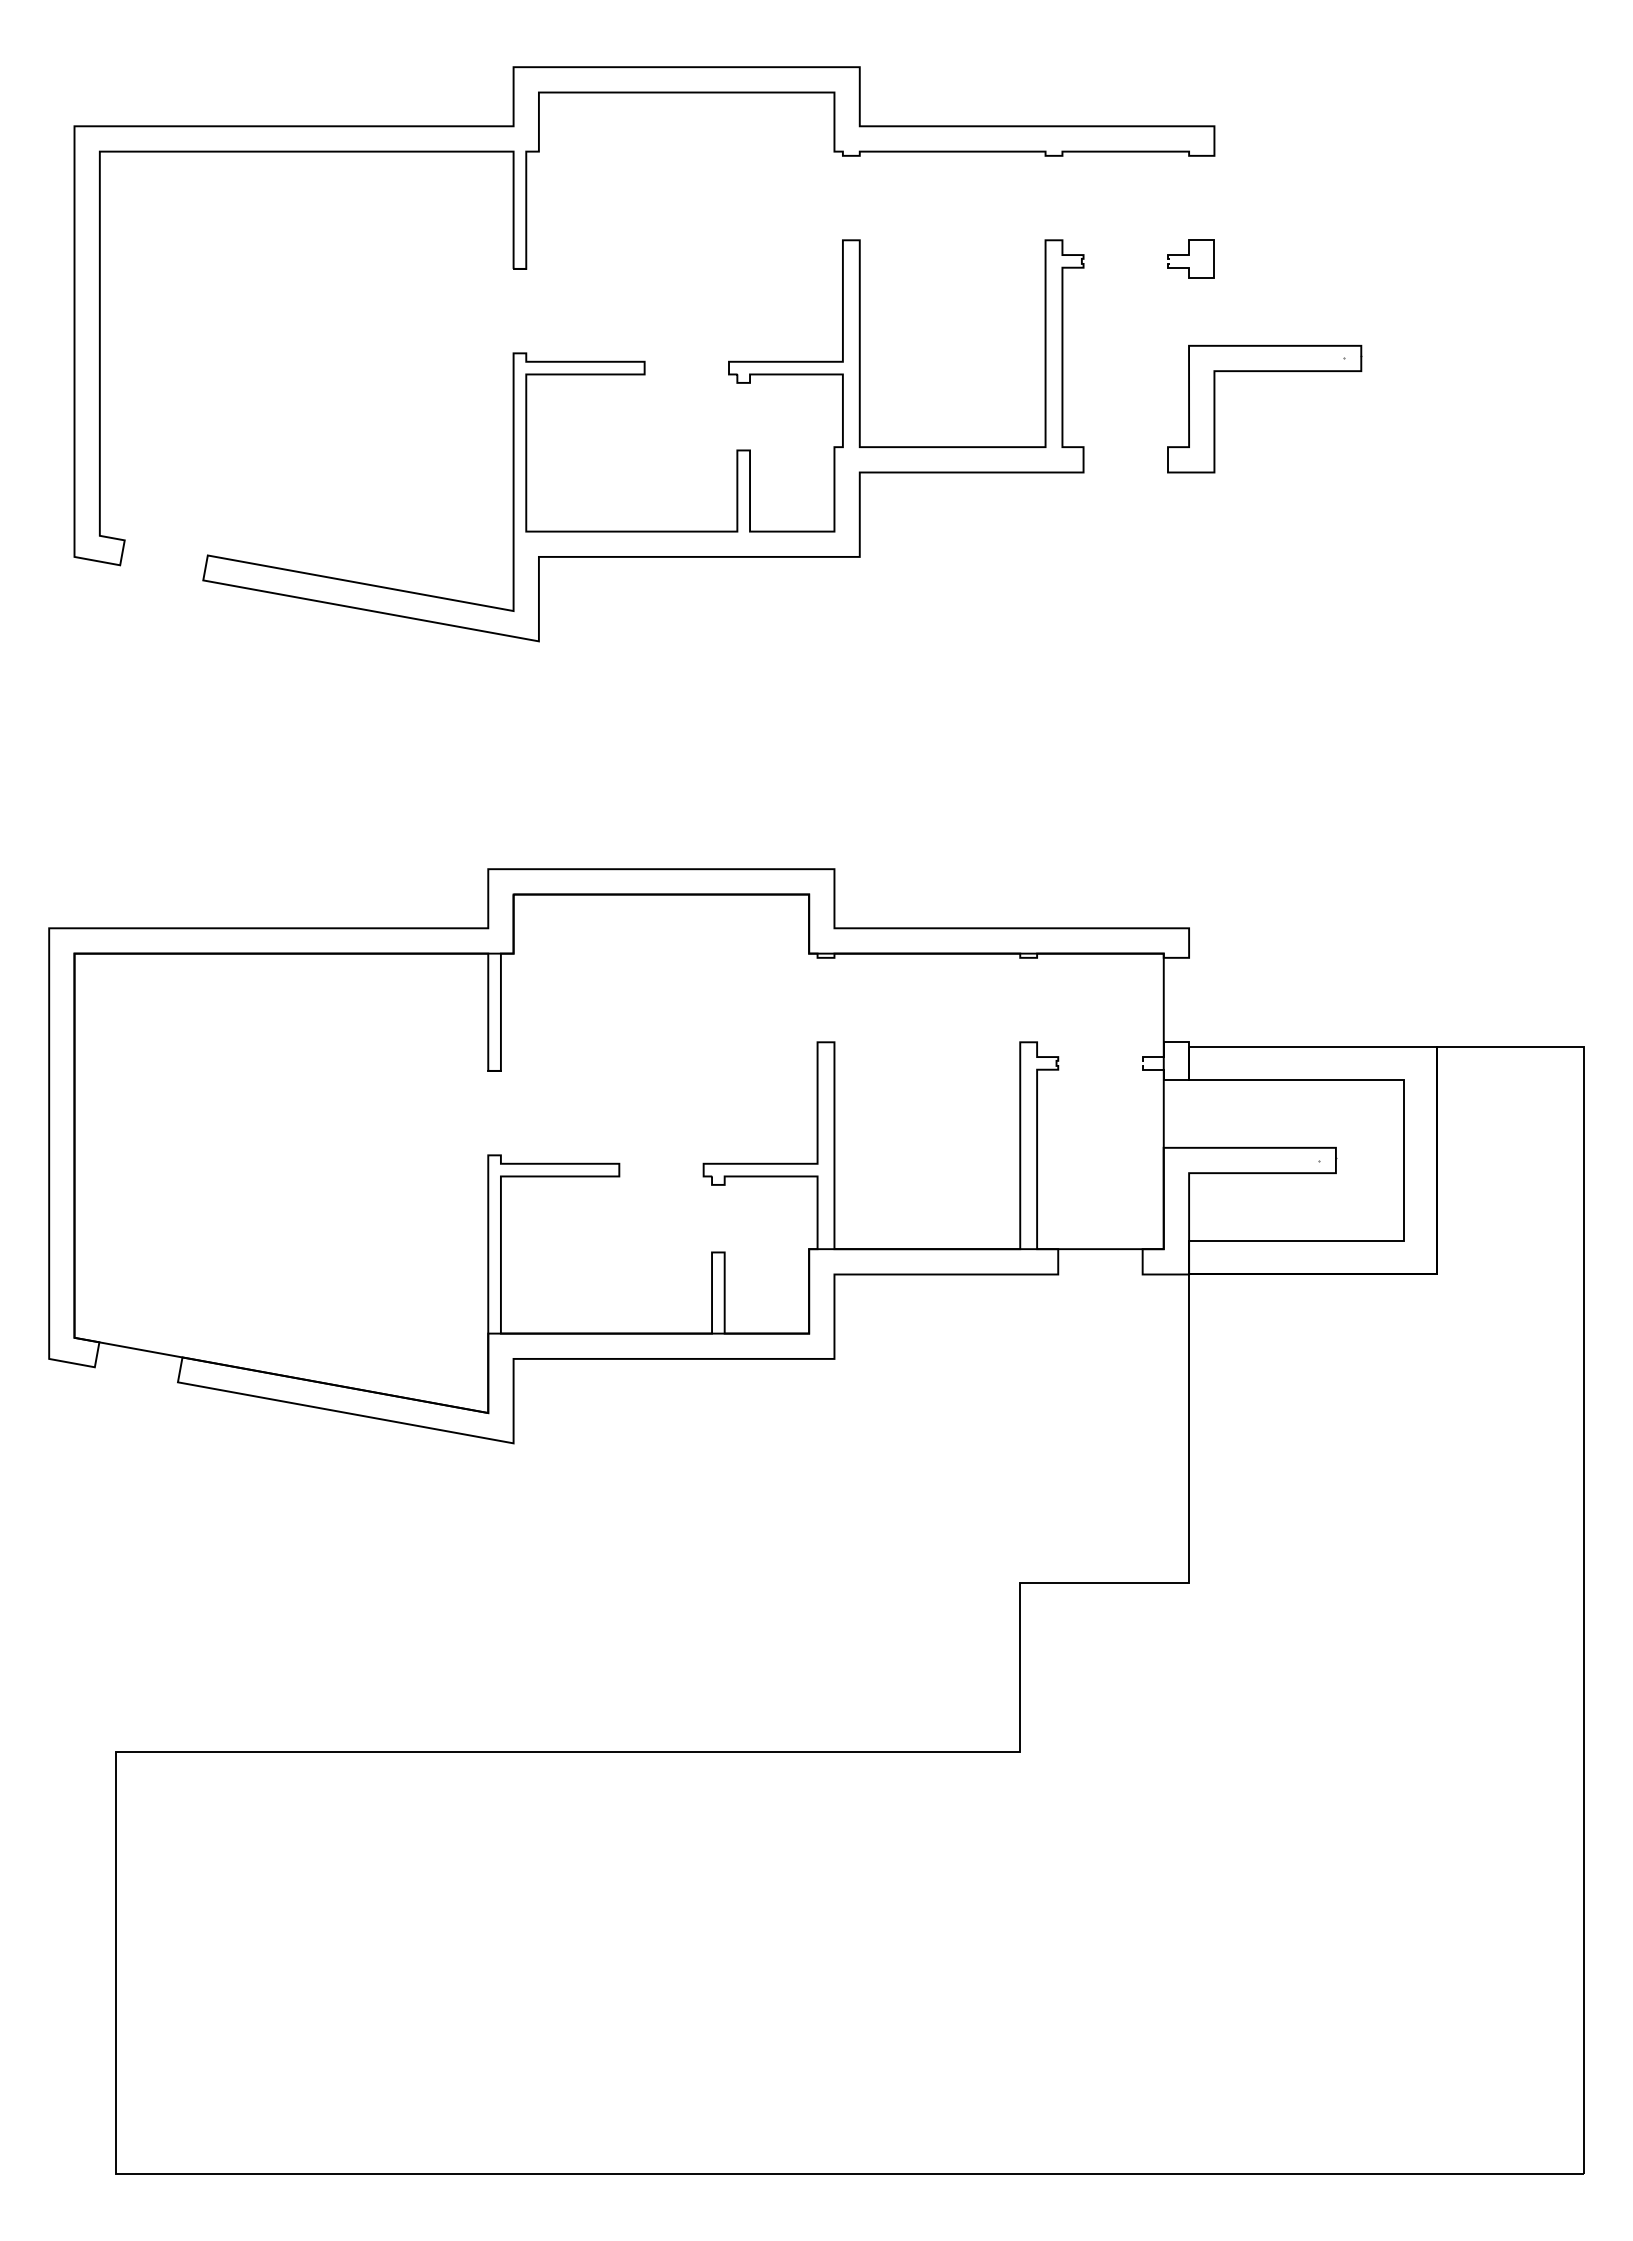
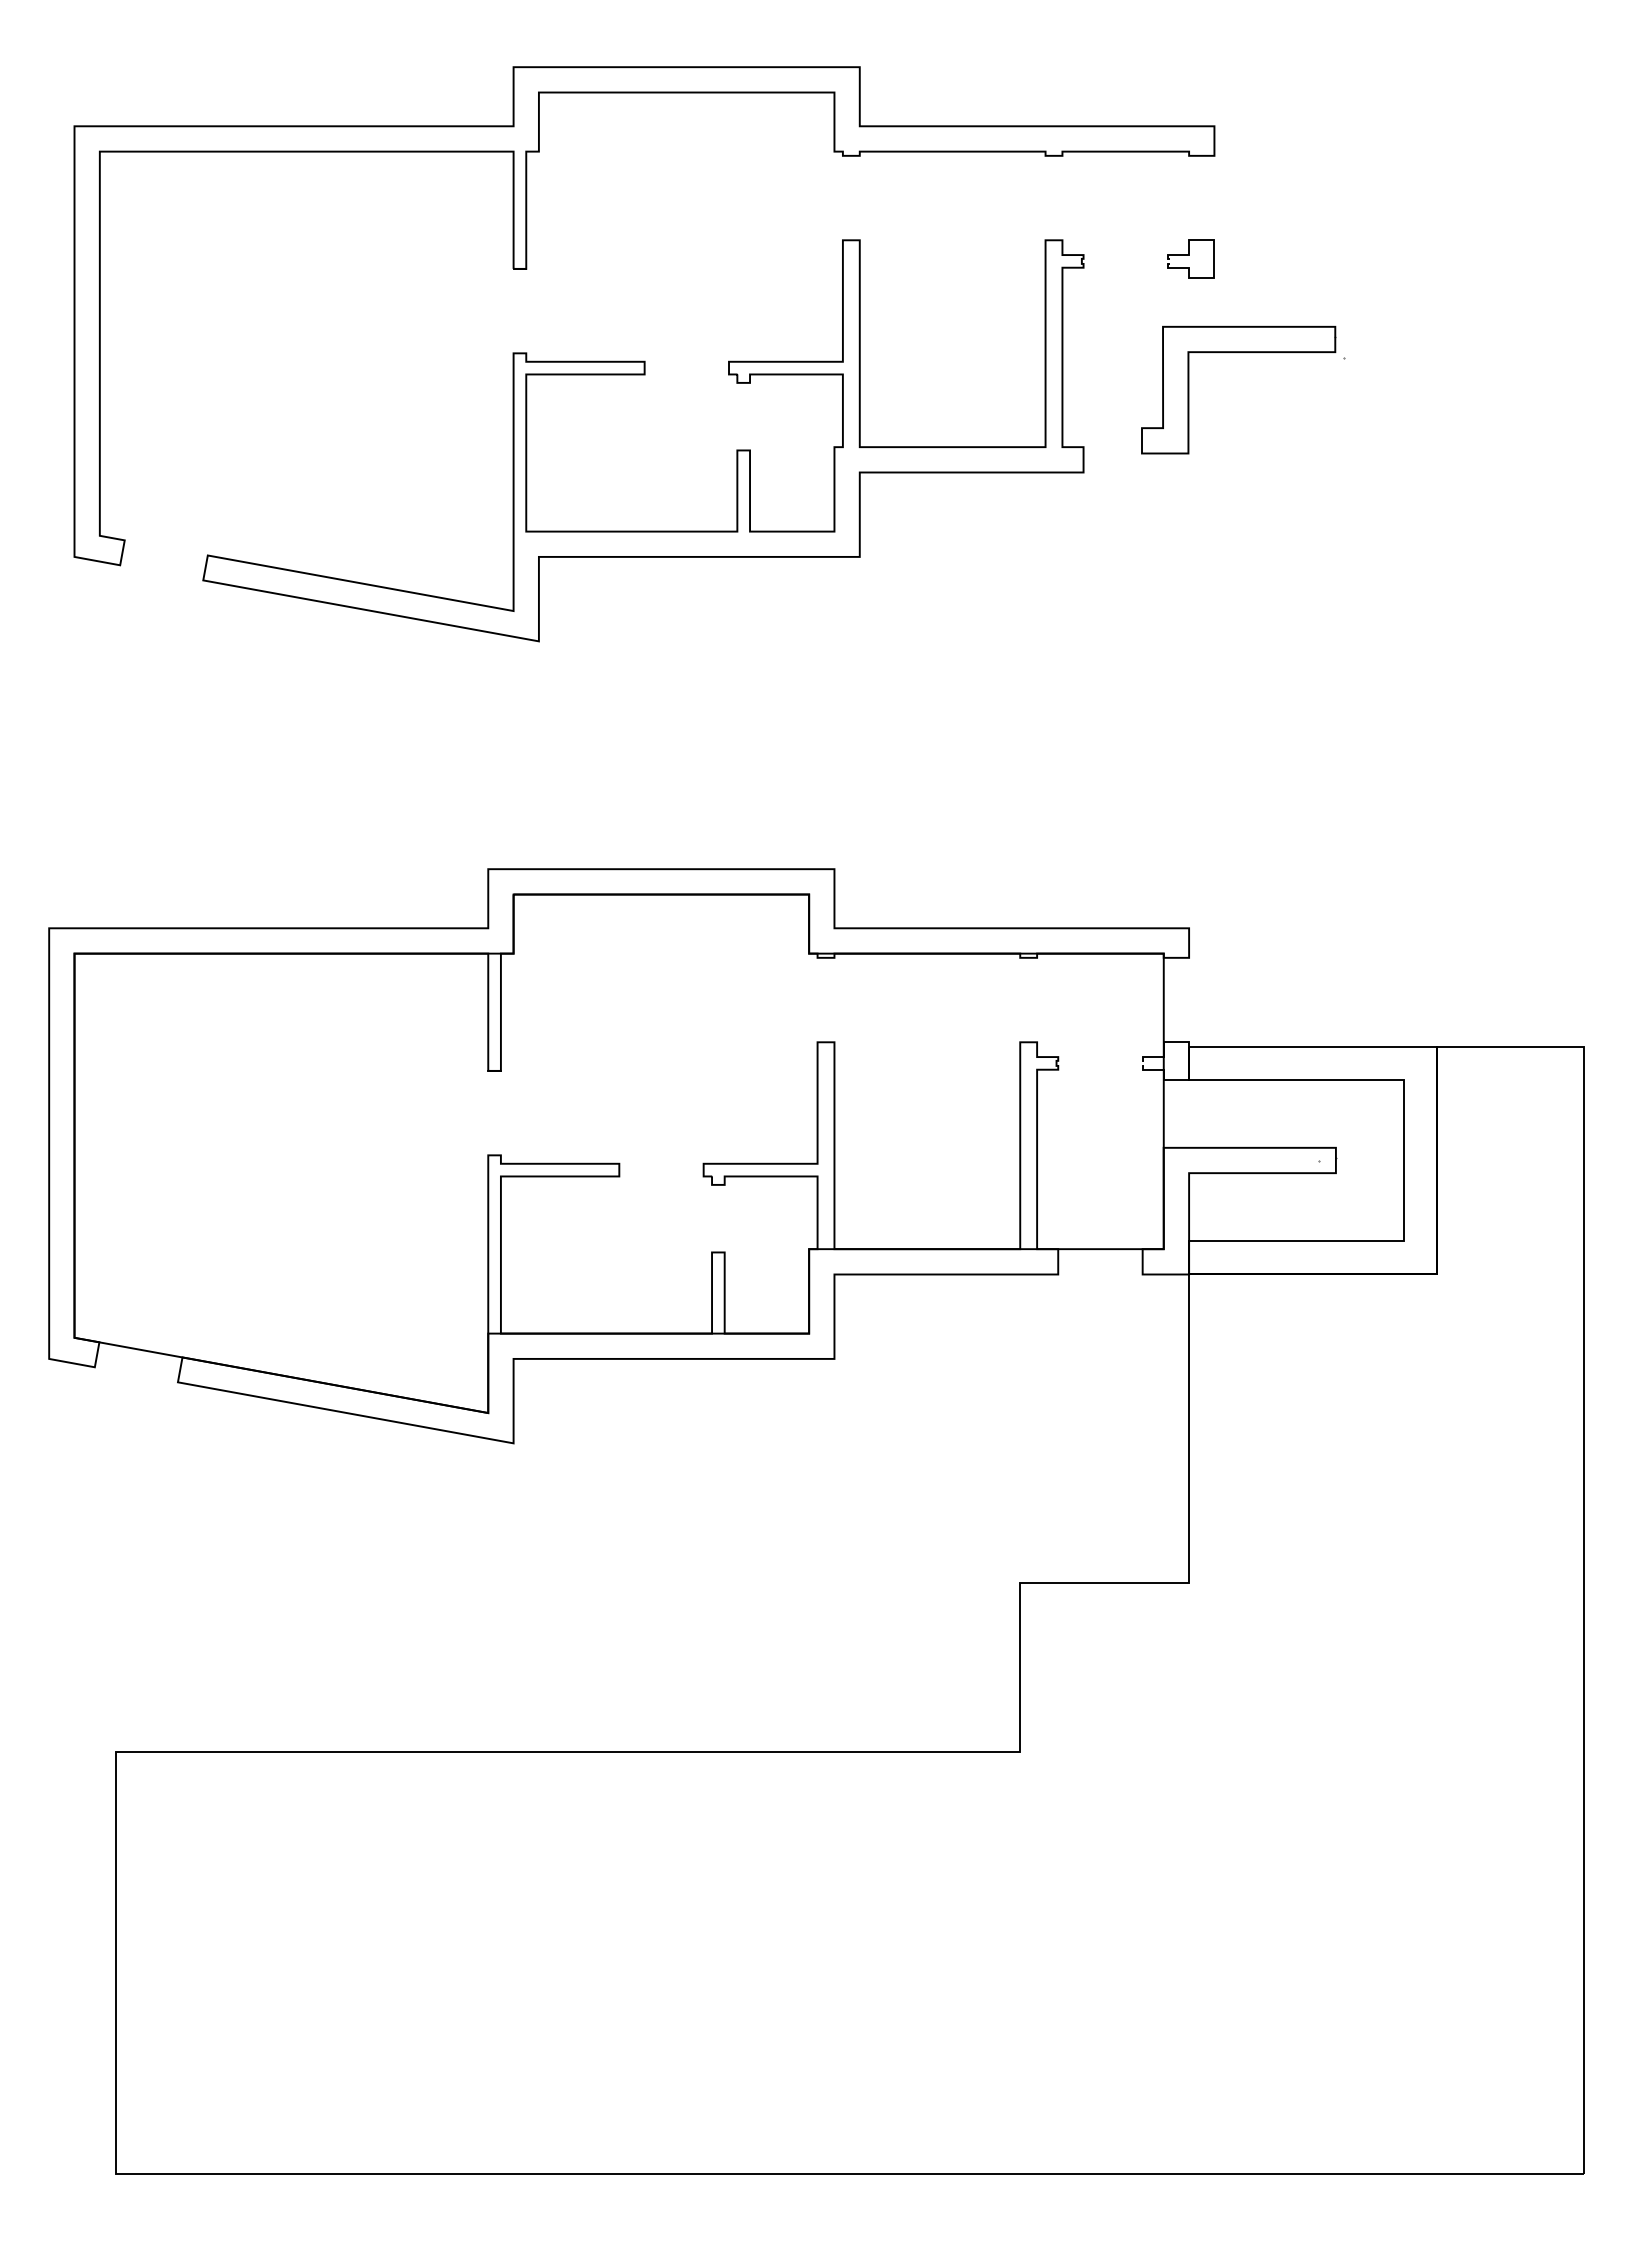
part position: (1264, 372) -> (1238, 353) (1238, 353)
